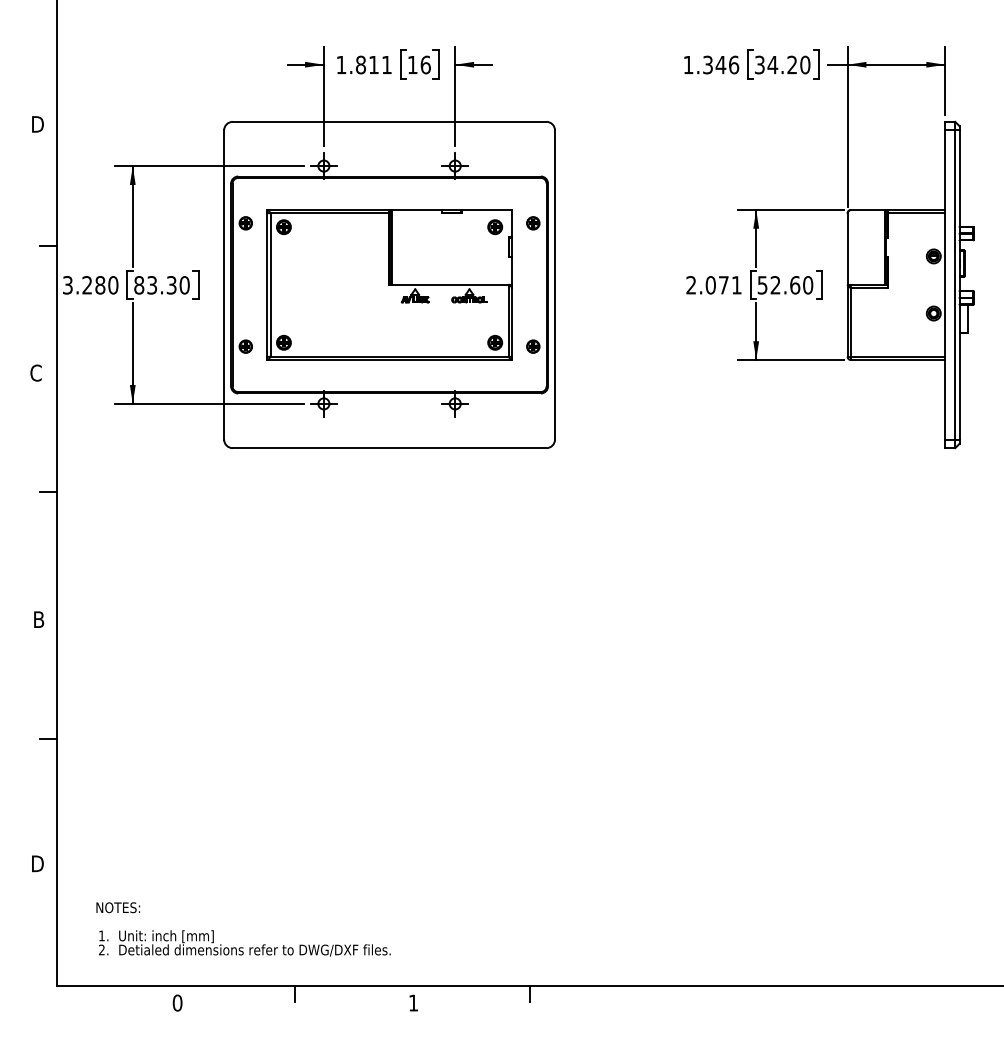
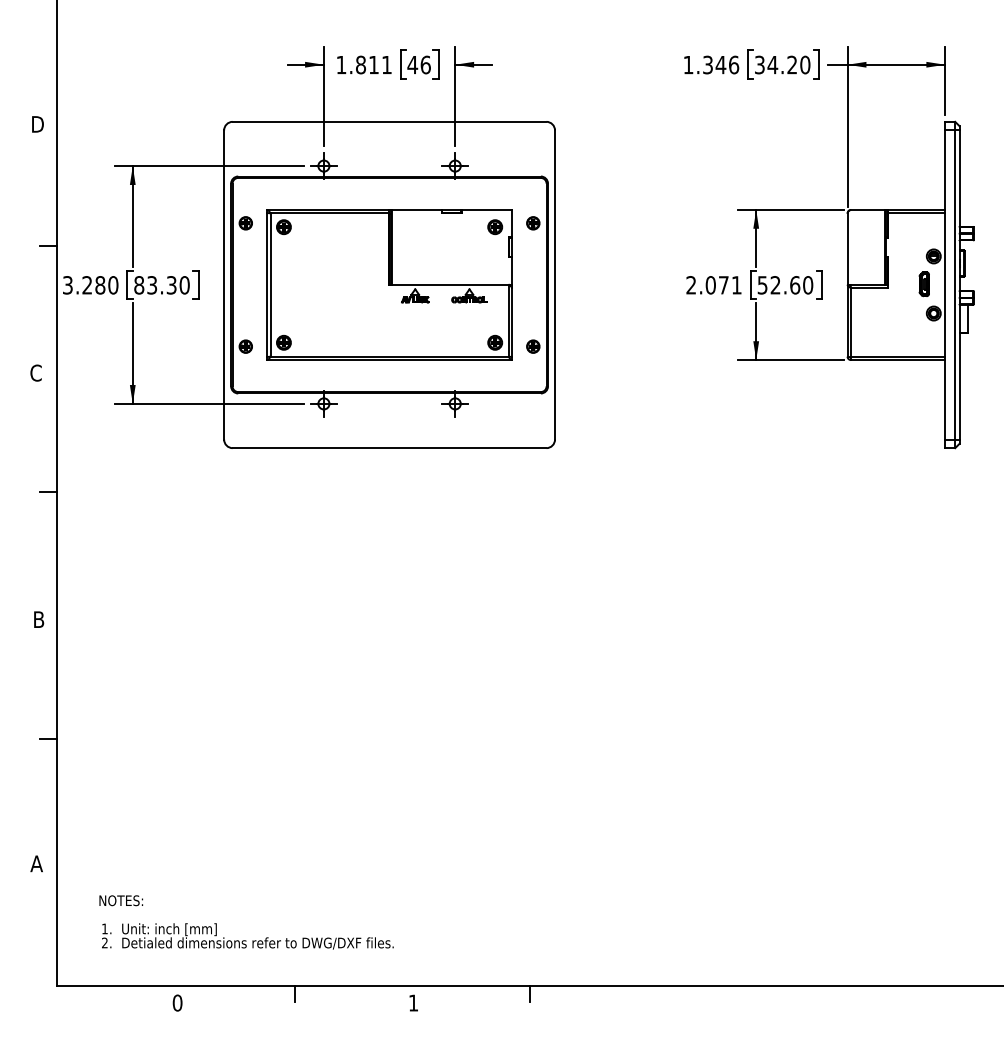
text: 16 -> 46 (412, 65)
part: none -> present (923, 284)
text: D -> A (36, 863)
text position: (243, 929) -> (246, 922) (246, 922)
